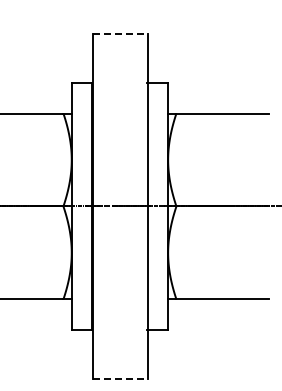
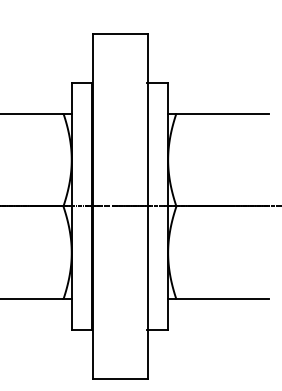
line: dashed -> solid (120, 34)
line: dashed -> solid (120, 378)
